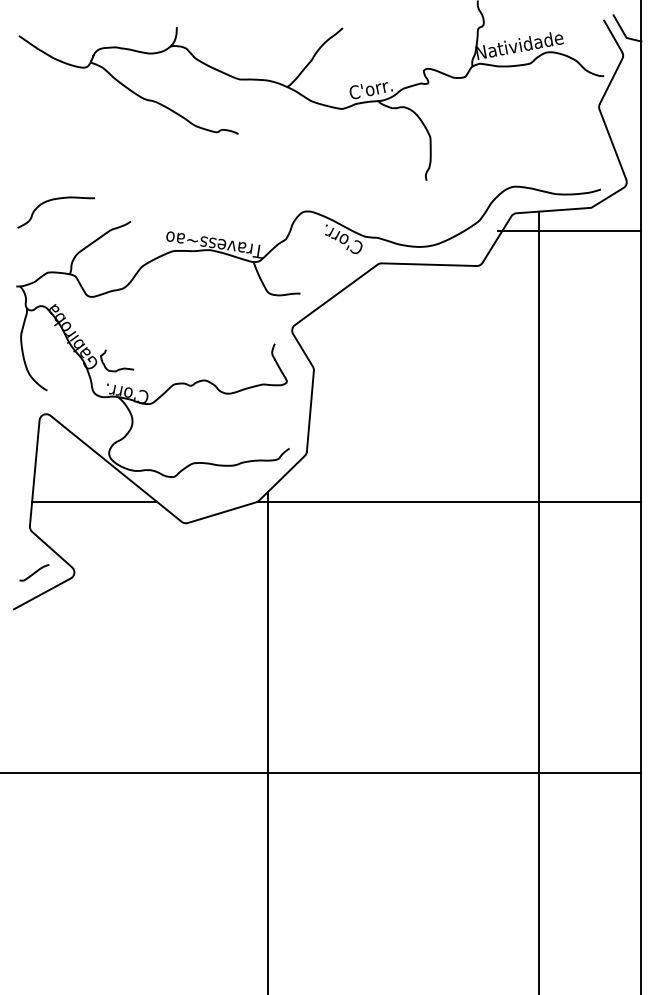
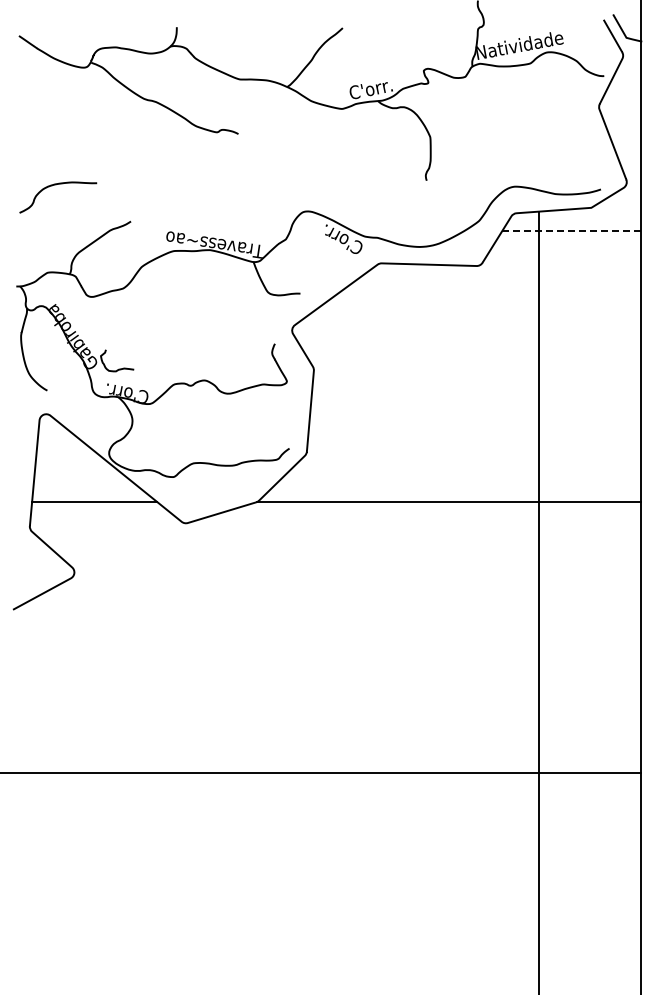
curve position: (54, 200) -> (56, 185) (56, 185)
line: solid -> dashed (569, 230)
curve: present -> none (34, 572)
line: present -> none (267, 741)
